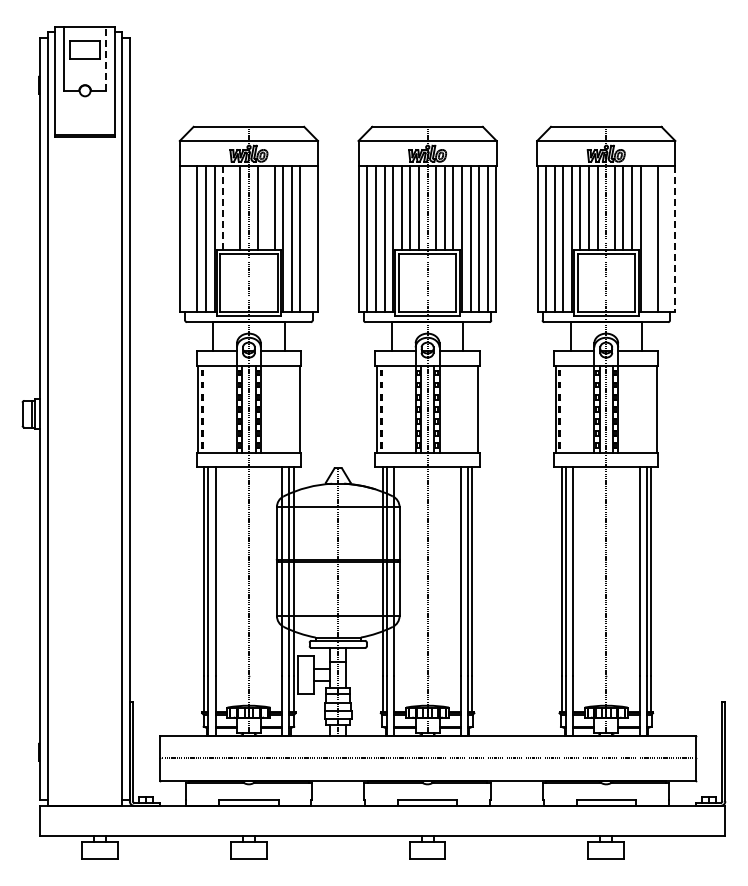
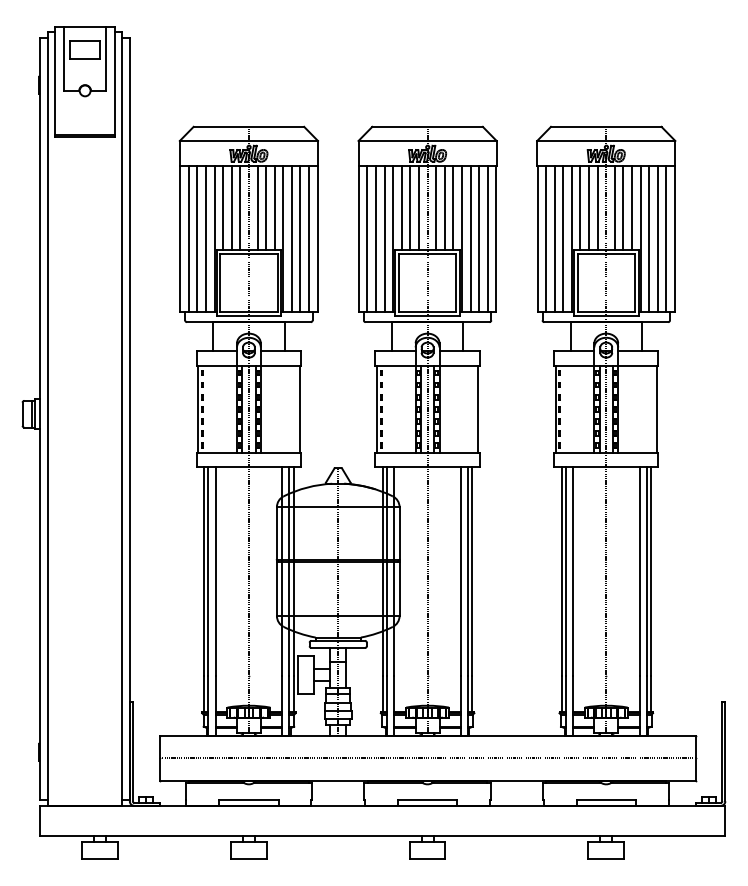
line: dashed -> solid (105, 58)
line: dashed -> solid (223, 207)
line: none -> present (231, 207)
line: none -> present (266, 207)
line: none -> present (188, 238)
line: none -> present (309, 238)
line: none -> present (649, 238)
line: none -> present (666, 238)
line: dashed -> solid (674, 239)
